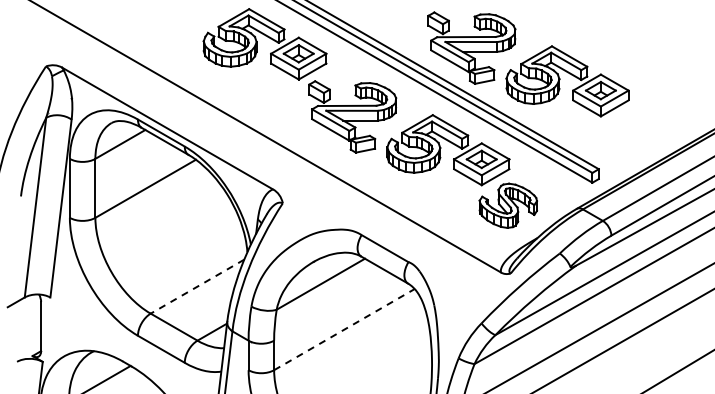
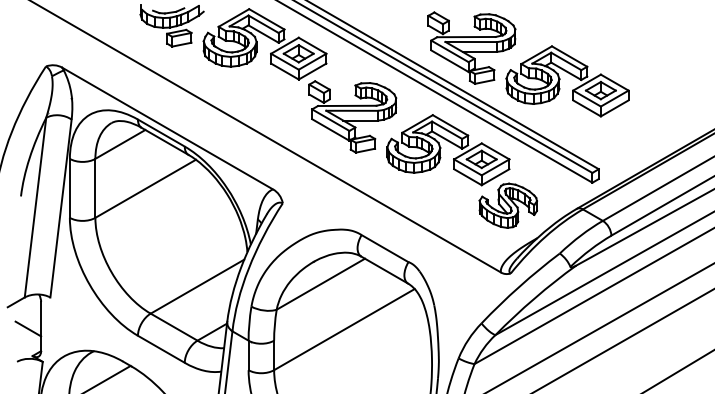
part: none -> present (171, 25)
line: dashed -> solid (197, 286)
line: none -> present (28, 328)
line: dashed -> solid (344, 329)
